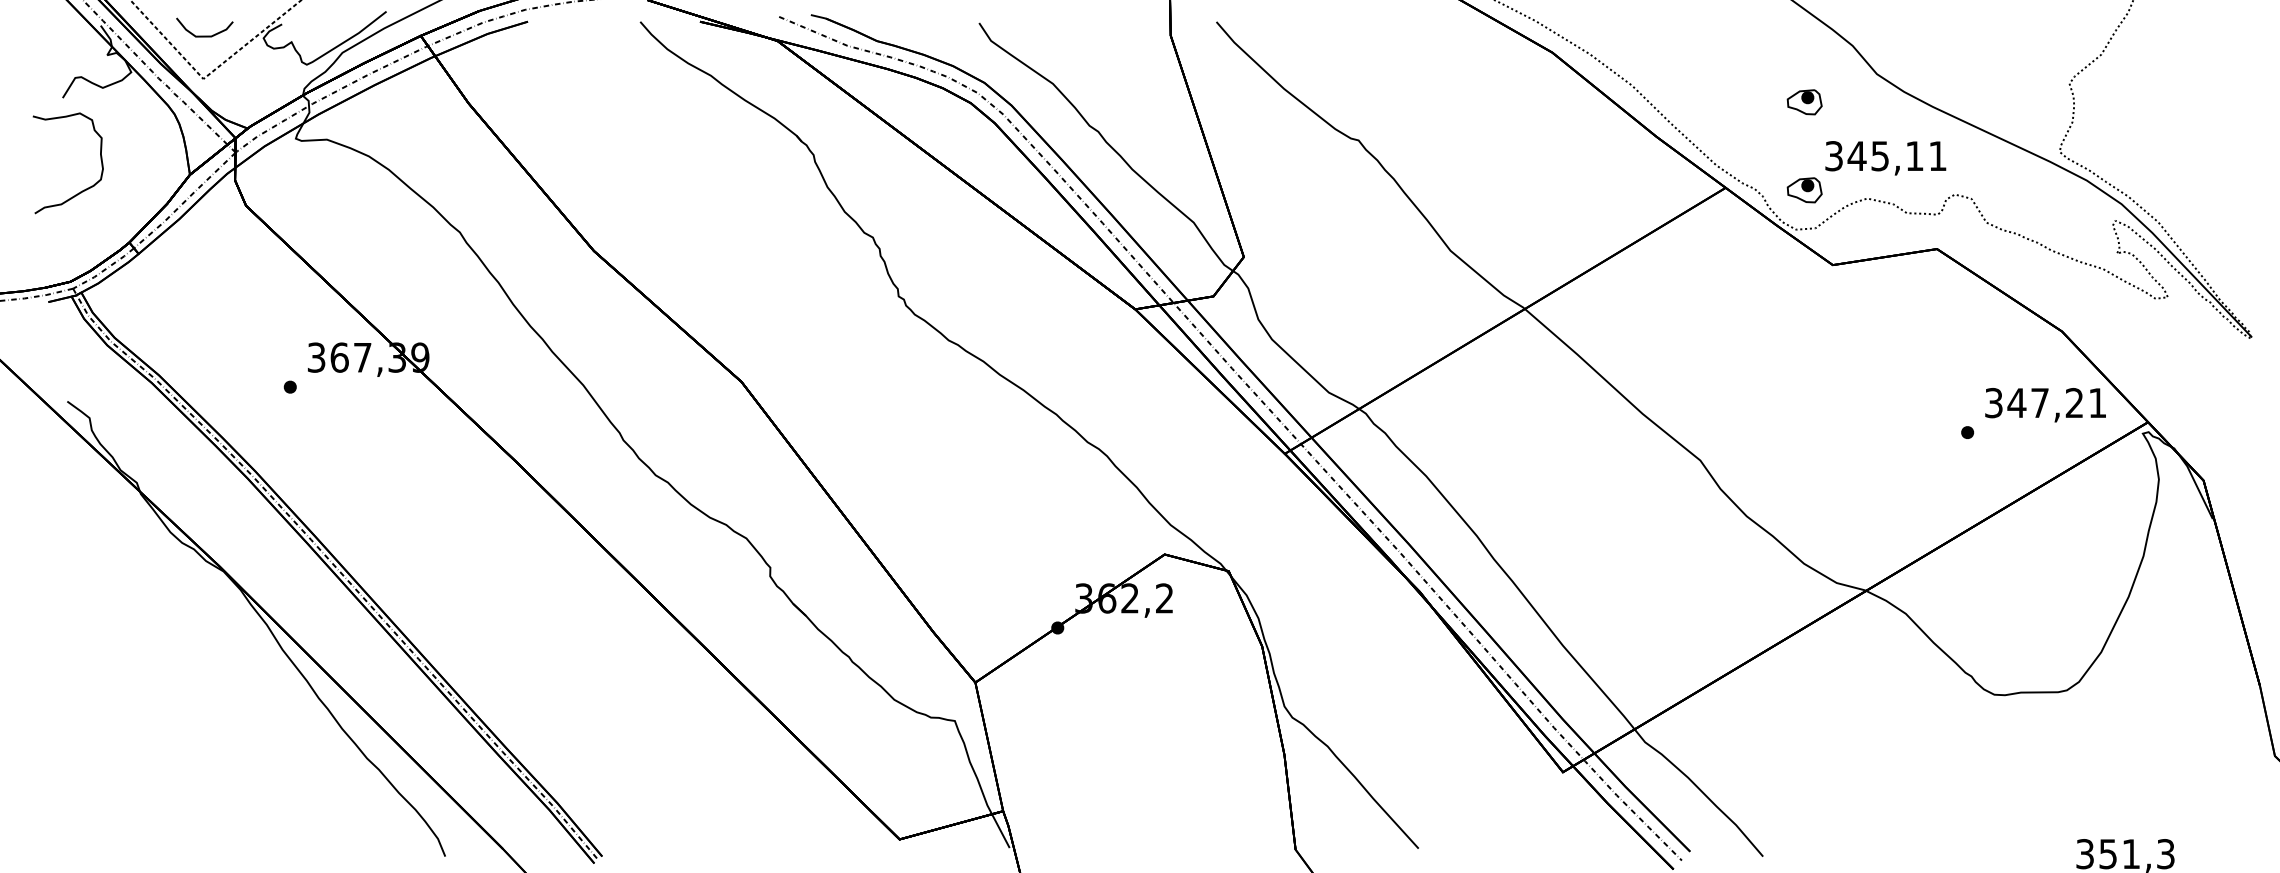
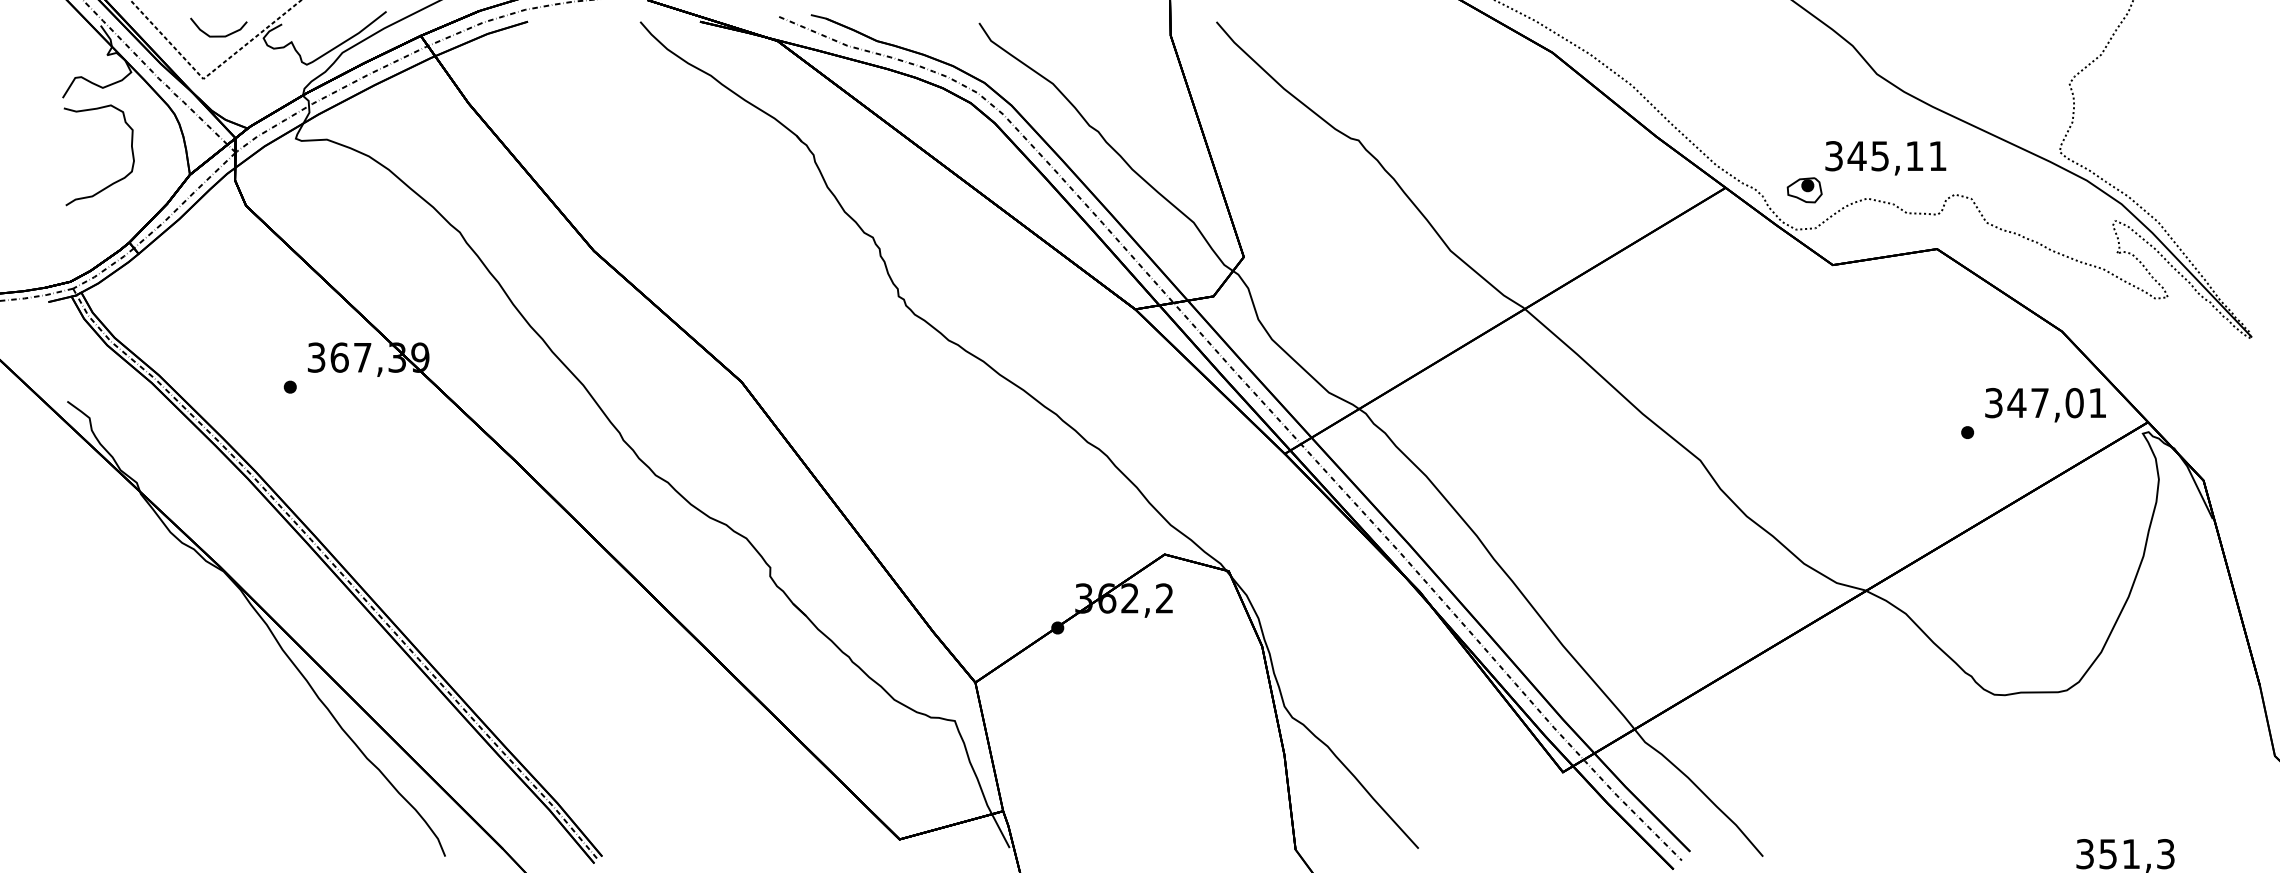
curve position: (204, 35) -> (218, 35) (218, 35)
part: present -> none (1804, 102)
curve position: (80, 191) -> (111, 183) (111, 183)
text: 347,21 -> 347,01 (2074, 403)
